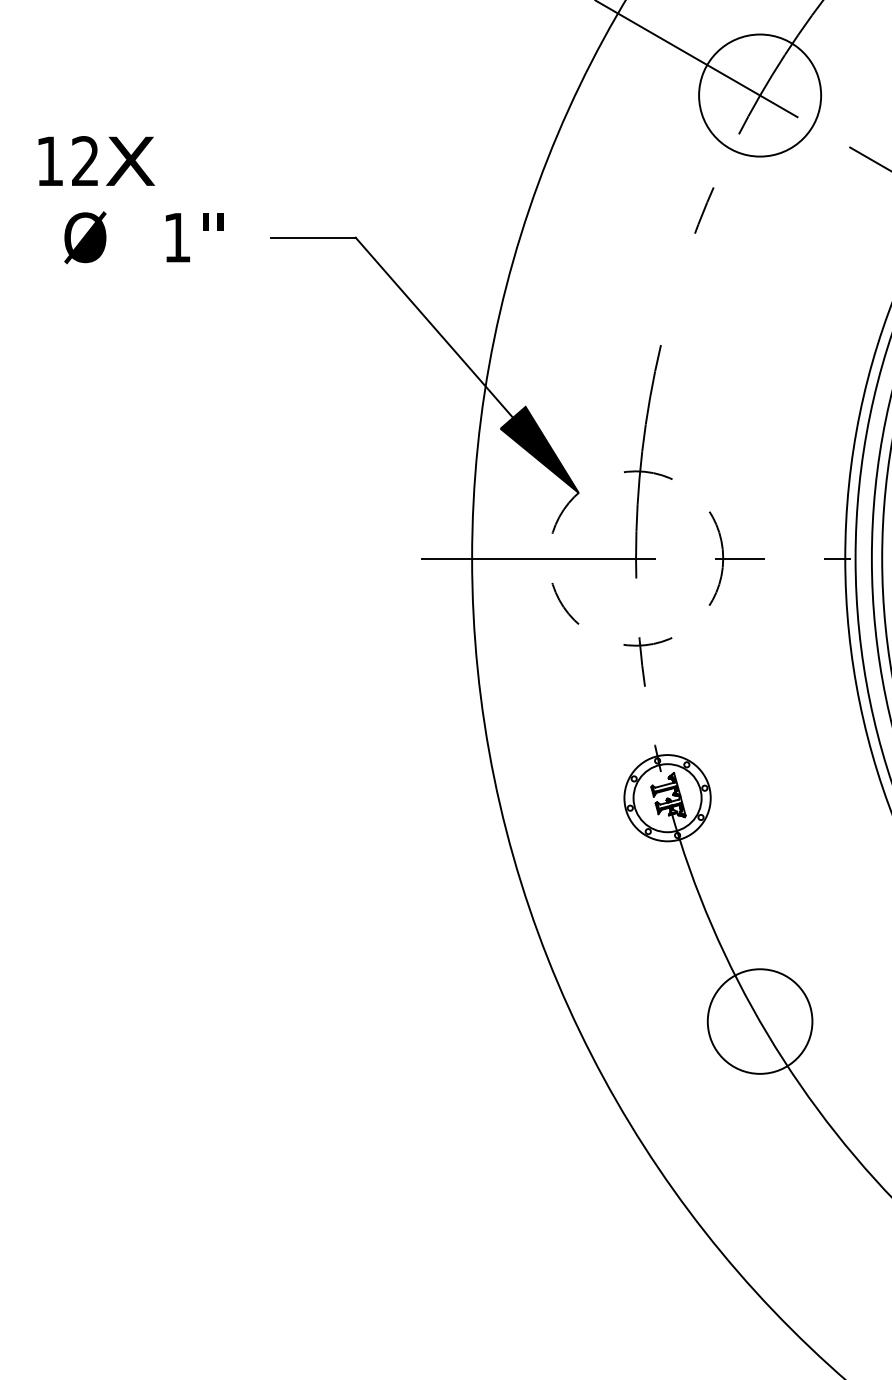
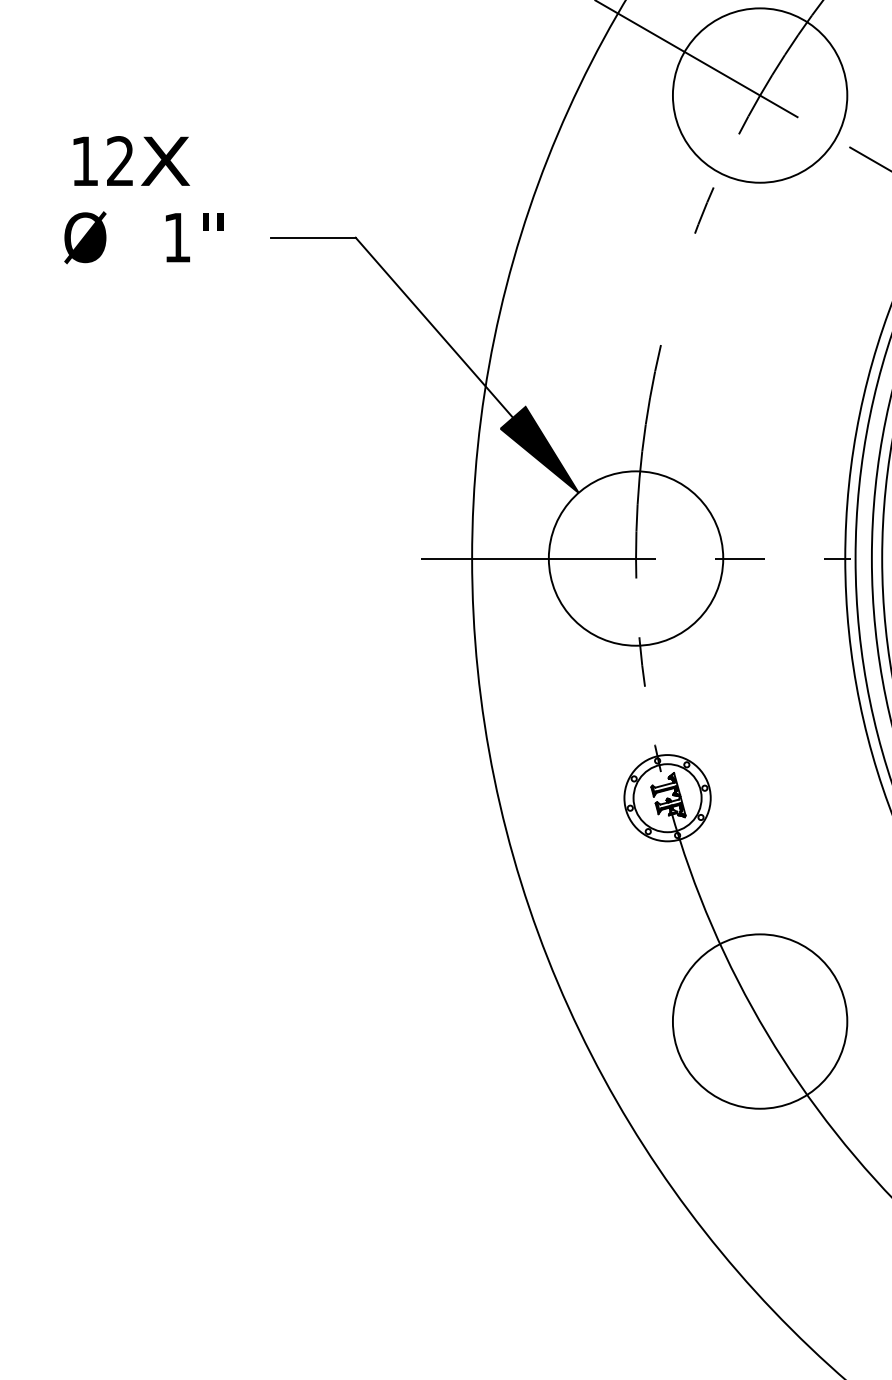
circle diameter: 122 px -> 174 px (759, 95)
text position: (96, 160) -> (131, 160) (131, 160)
circle: dashed -> solid (635, 558)
circle diameter: 105 px -> 174 px (759, 1021)
